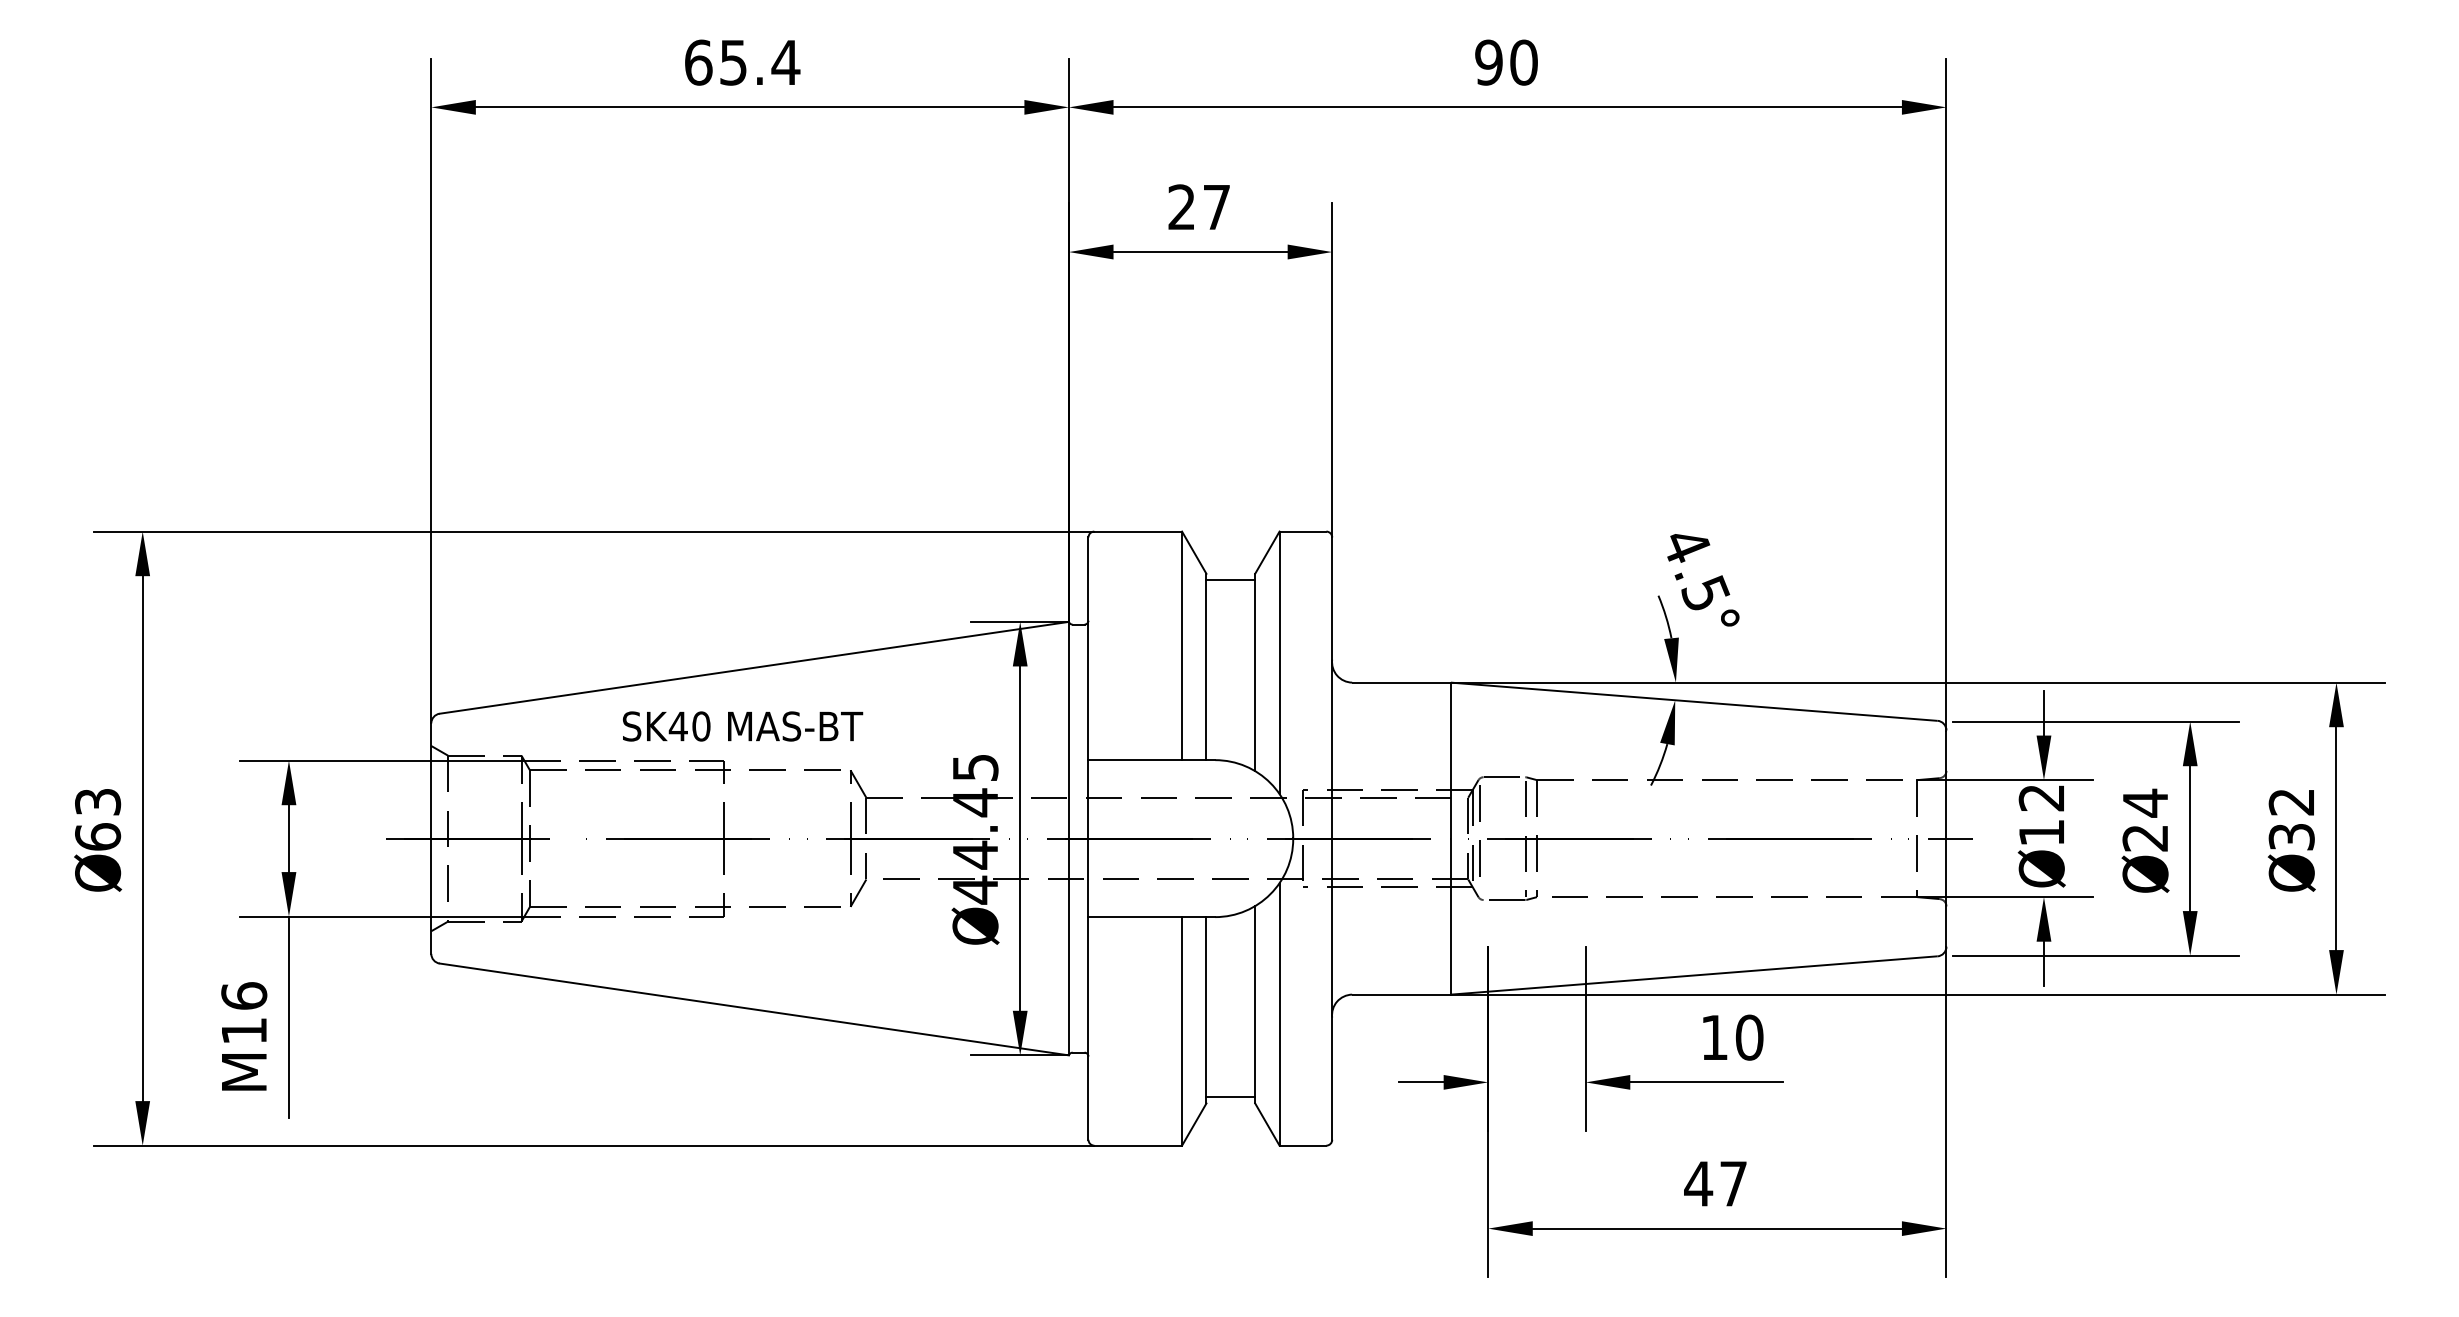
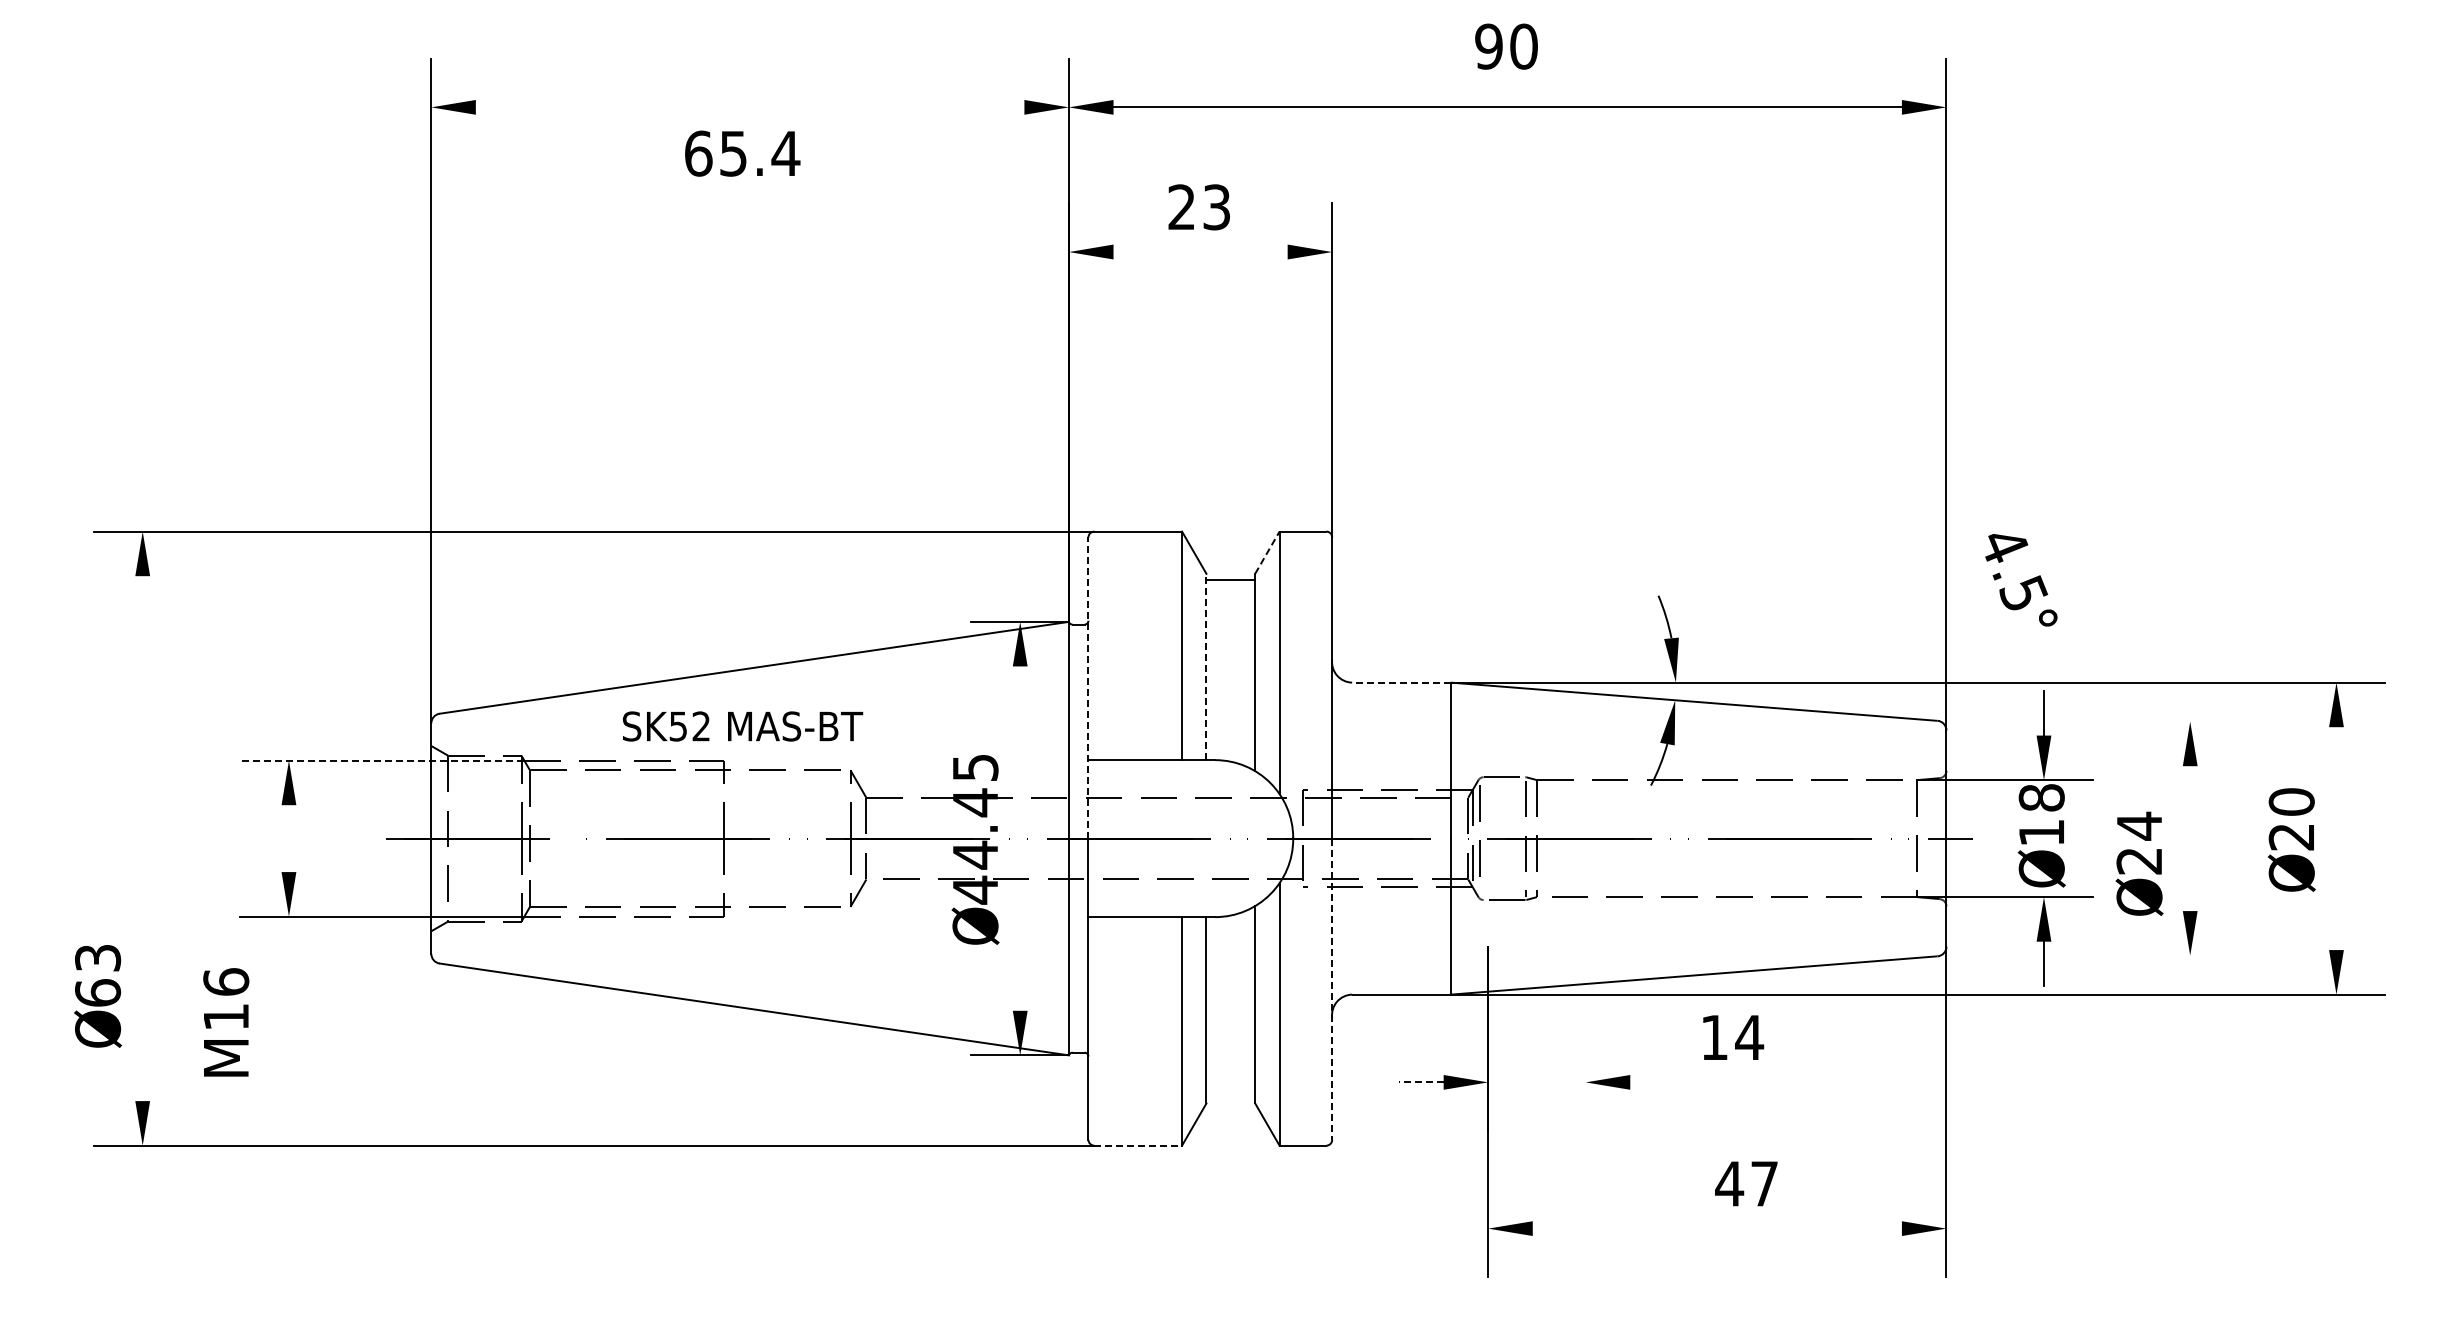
text position: (742, 62) -> (742, 153) (742, 153)
text position: (1506, 62) -> (1506, 46) (1506, 46)
line: present -> none (749, 107)
text: 27 -> 23 (1216, 207)
line: present -> none (1200, 252)
line: solid -> dashed (1267, 552)
text position: (1703, 580) -> (2021, 580) (2021, 580)
line: solid -> dashed (1206, 666)
line: solid -> dashed (1401, 682)
line: solid -> dashed (1088, 688)
line: present -> none (2095, 721)
text: SK40 -> SK52 (689, 726)
line: solid -> dashed (381, 760)
text: 12 -> 18 (2041, 797)
text: 32 -> 20 (2291, 819)
line: present -> none (142, 838)
line: present -> none (288, 838)
line: present -> none (1020, 838)
line: present -> none (2190, 838)
line: present -> none (2336, 838)
text position: (98, 840) -> (98, 996) (98, 996)
text position: (2145, 840) -> (2139, 863) (2139, 863)
line: present -> none (2095, 955)
line: solid -> dashed (1332, 989)
line: present -> none (288, 1017)
text position: (244, 1036) -> (226, 1022) (226, 1022)
text: 10 -> 14 (1749, 1037)
line: present -> none (1585, 1038)
line: solid -> dashed (1420, 1082)
line: present -> none (1706, 1082)
line: present -> none (1230, 1097)
line: solid -> dashed (1138, 1145)
text position: (1715, 1183) -> (1746, 1183) (1746, 1183)
line: present -> none (1716, 1228)
